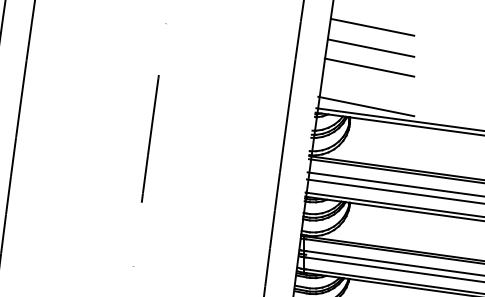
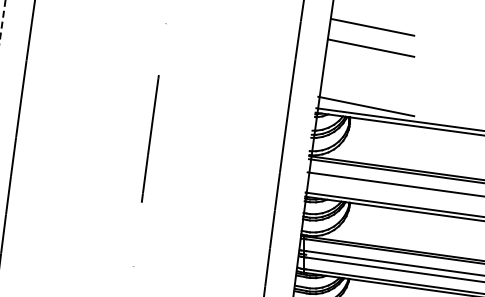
arc: solid -> dashed (2, 19)
line: present -> none (369, 67)
line: present -> none (393, 191)
